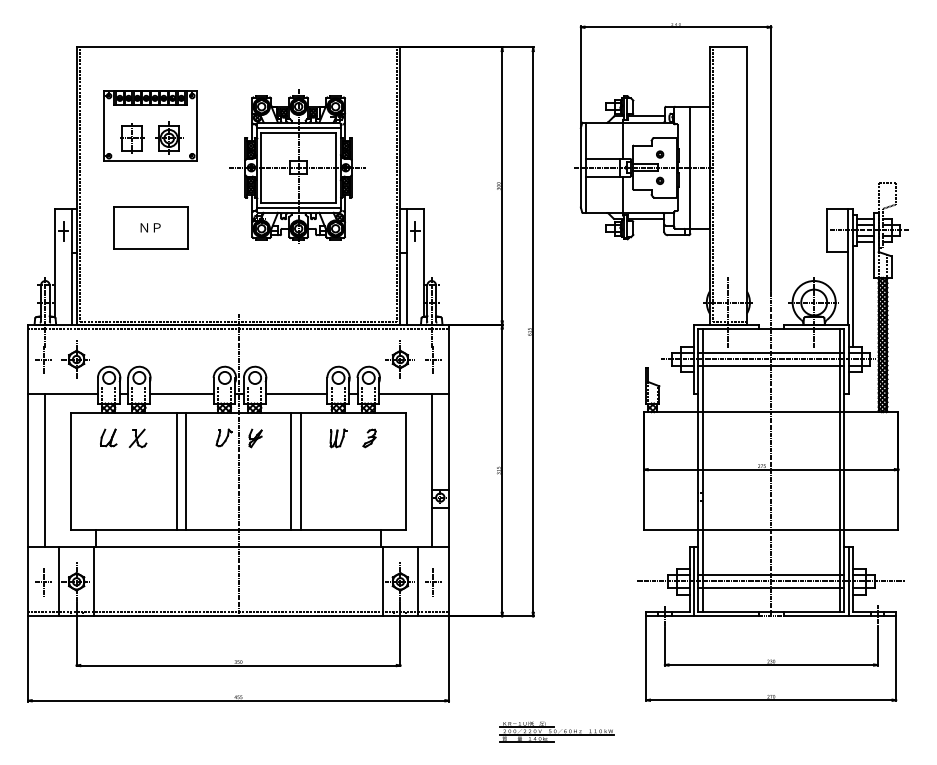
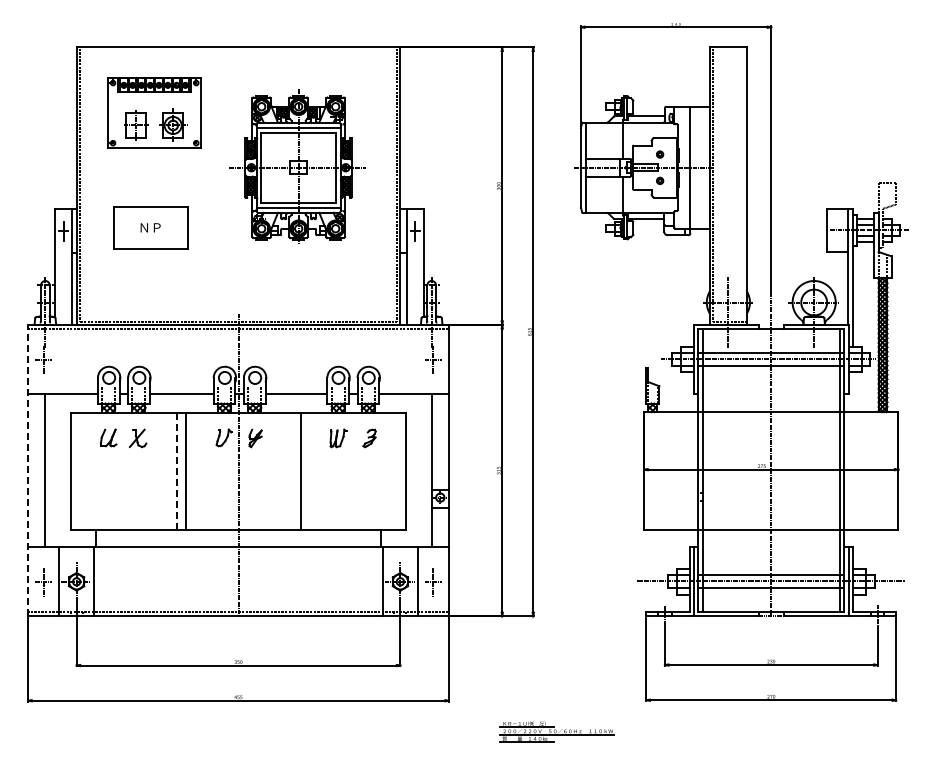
part position: (150, 125) -> (154, 112) (154, 112)
part: present -> none (75, 359)
part: present -> none (399, 359)
line: solid -> dashed (28, 470)
line: solid -> dashed (176, 471)
line: present -> none (291, 471)
